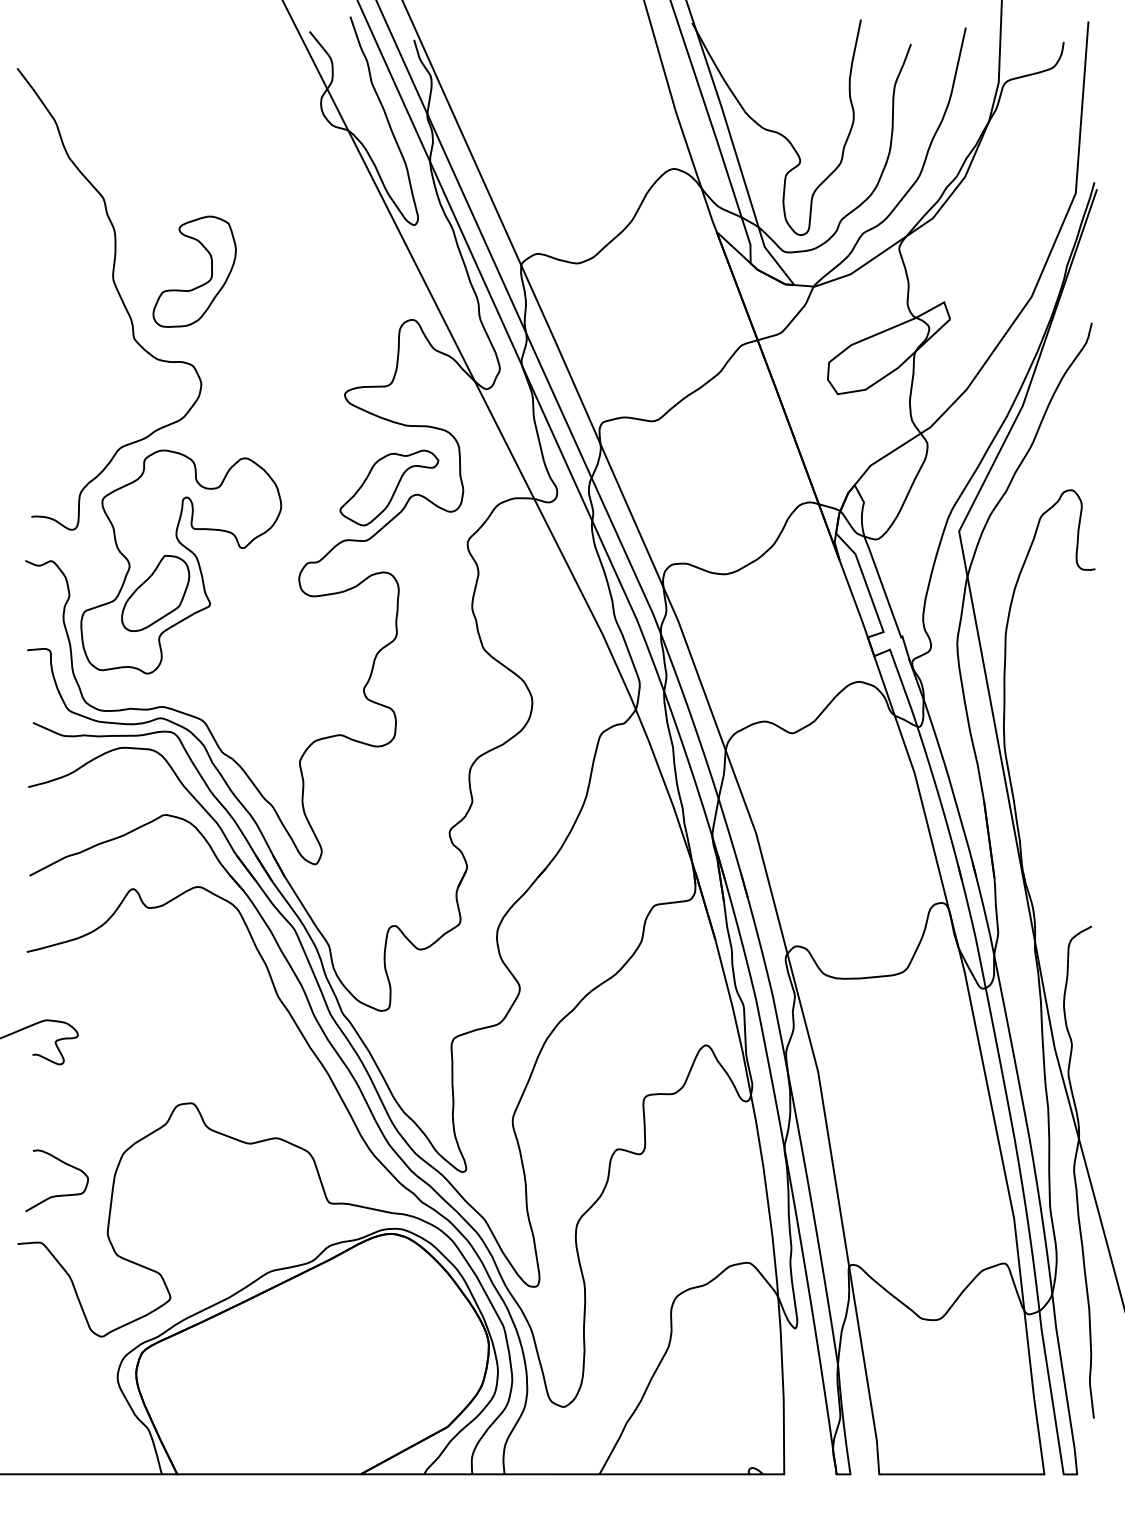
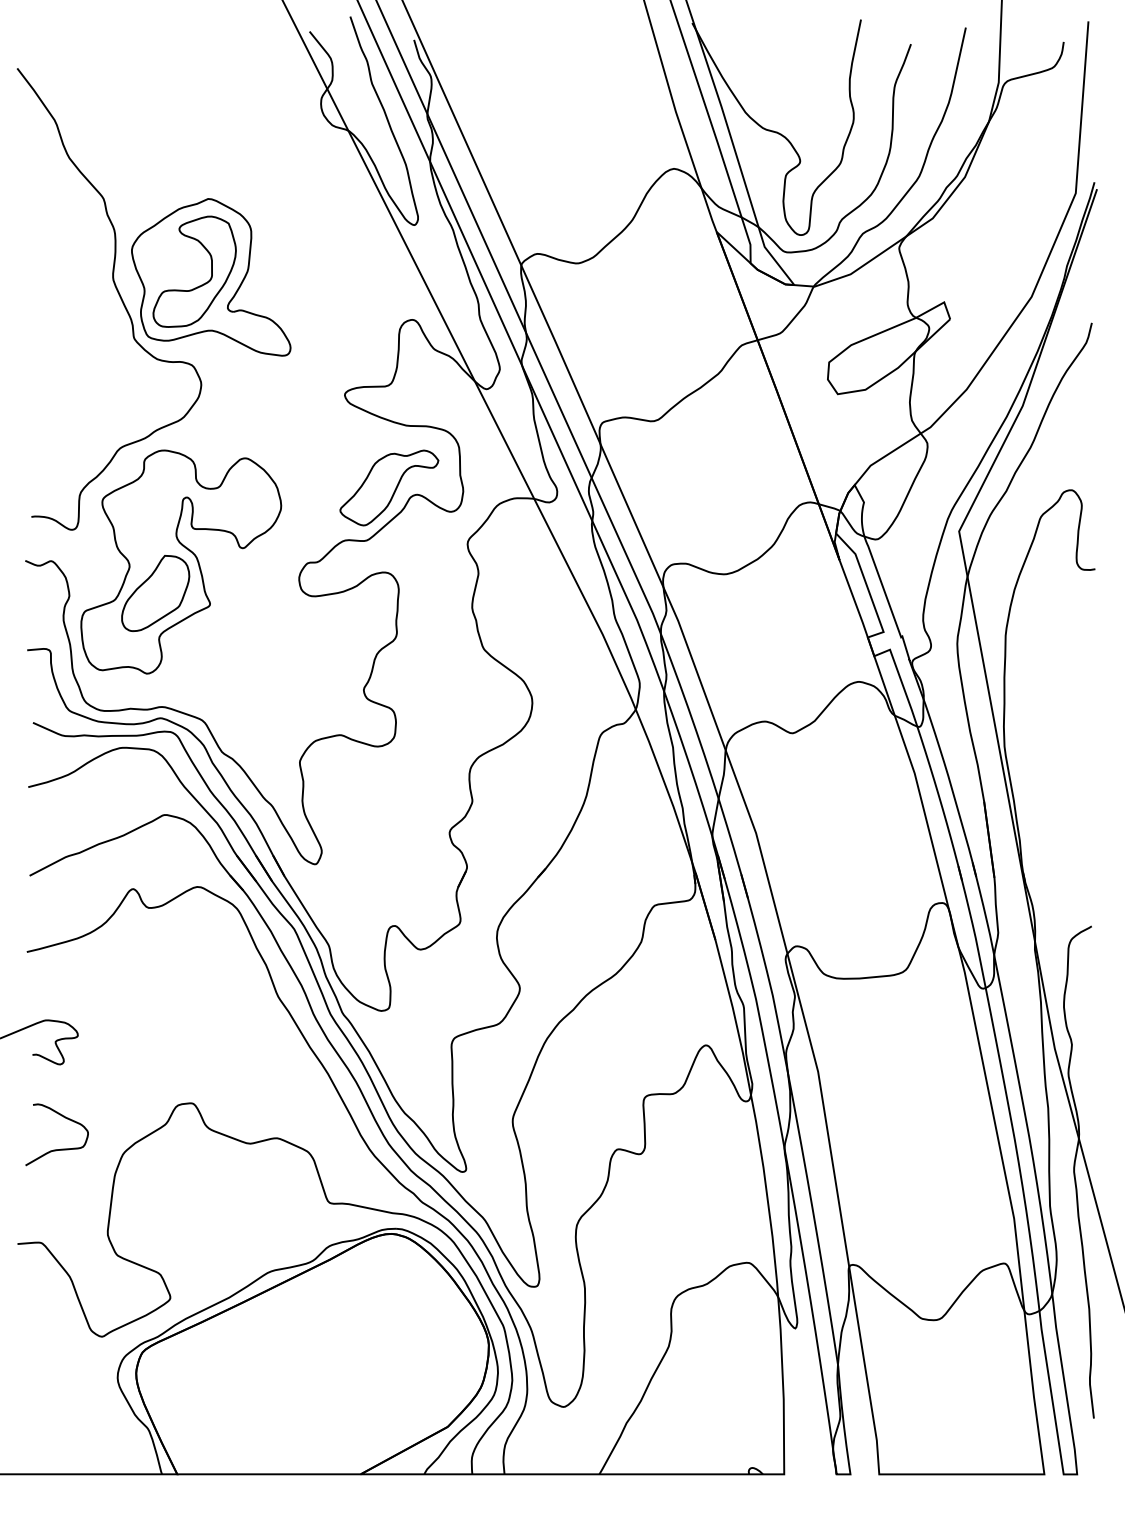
part: none -> present (211, 277)
curve position: (61, 1194) -> (61, 1148) (61, 1148)
